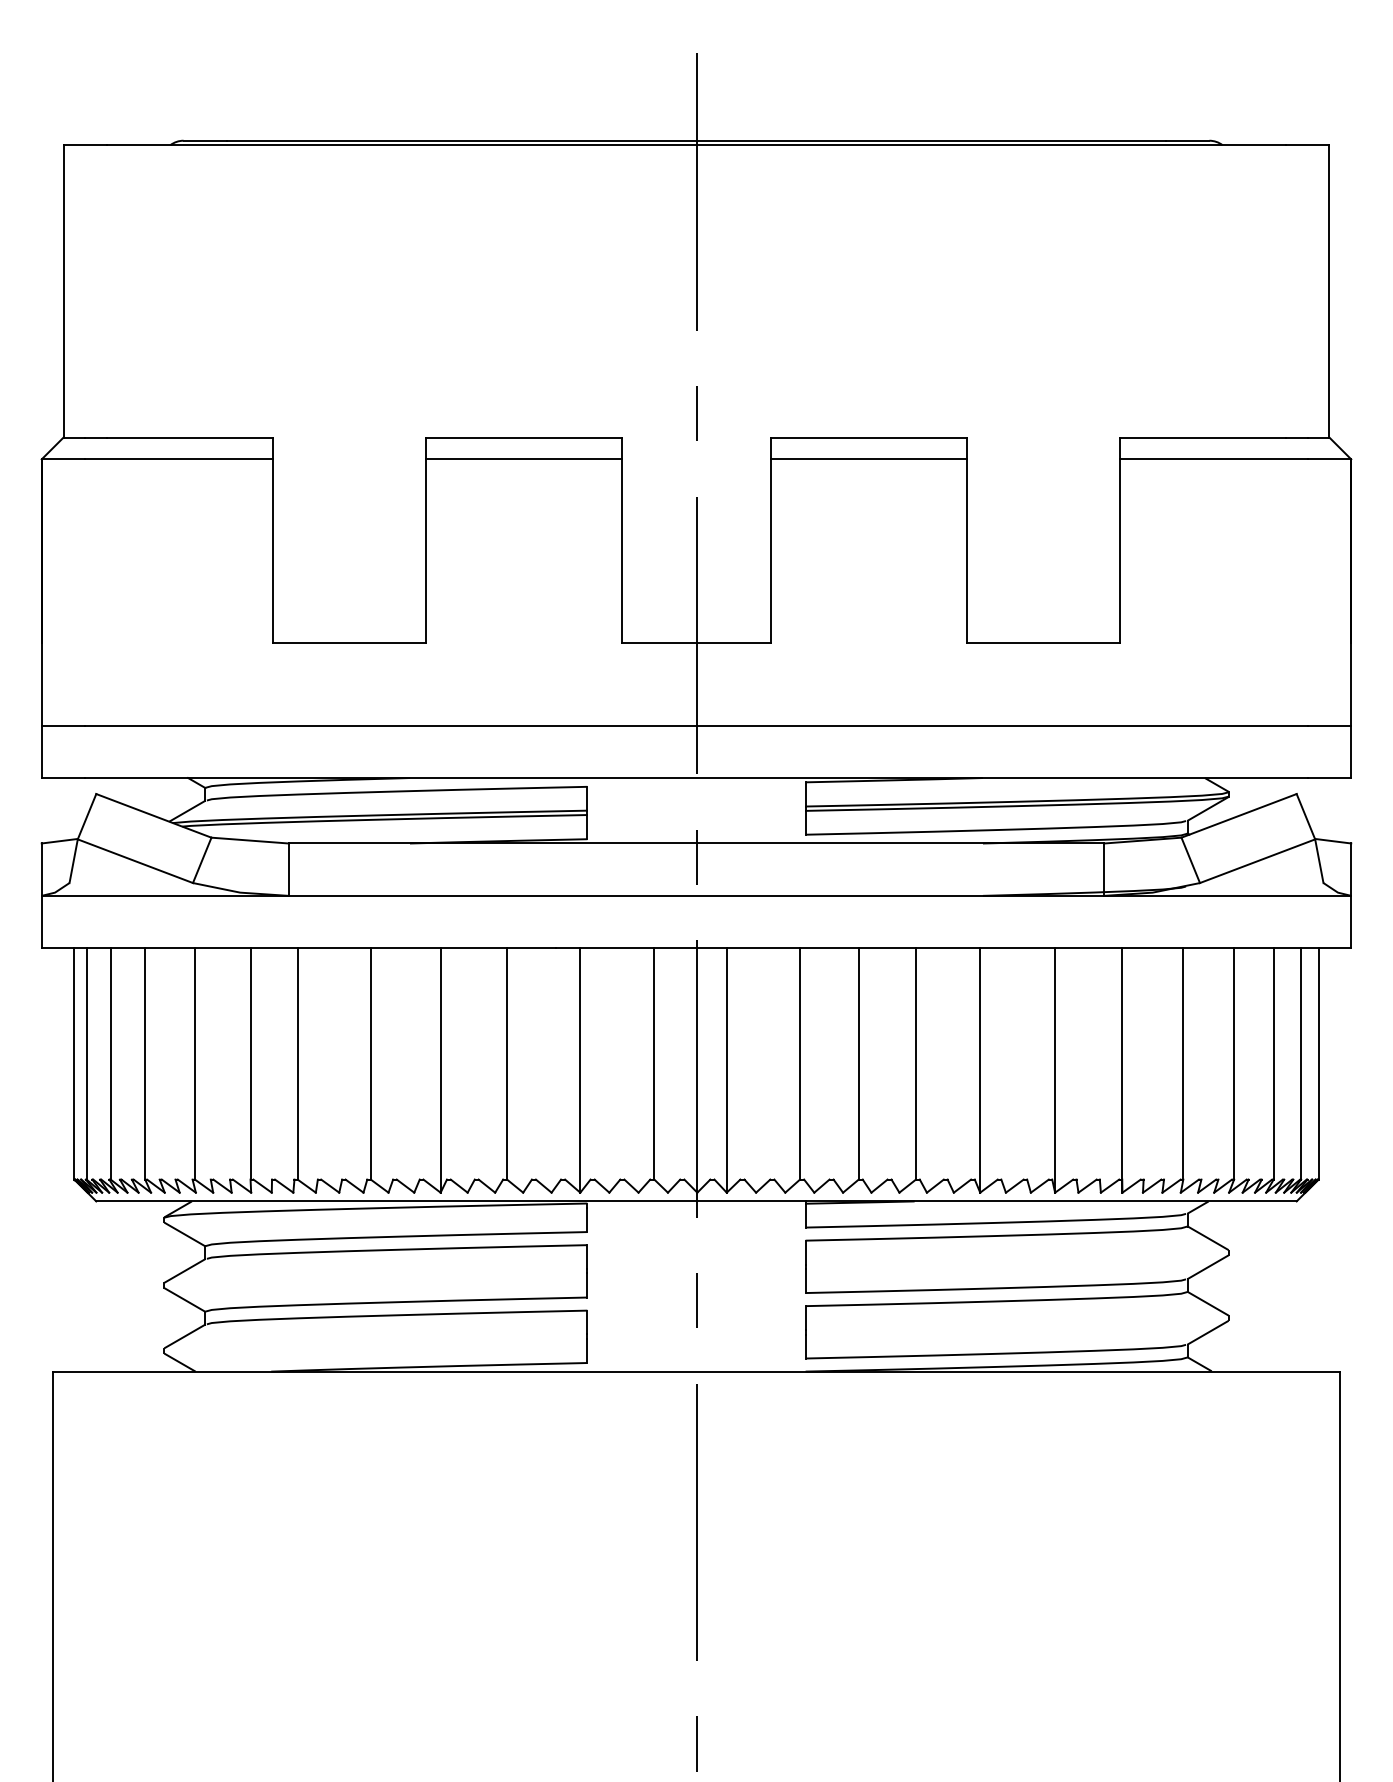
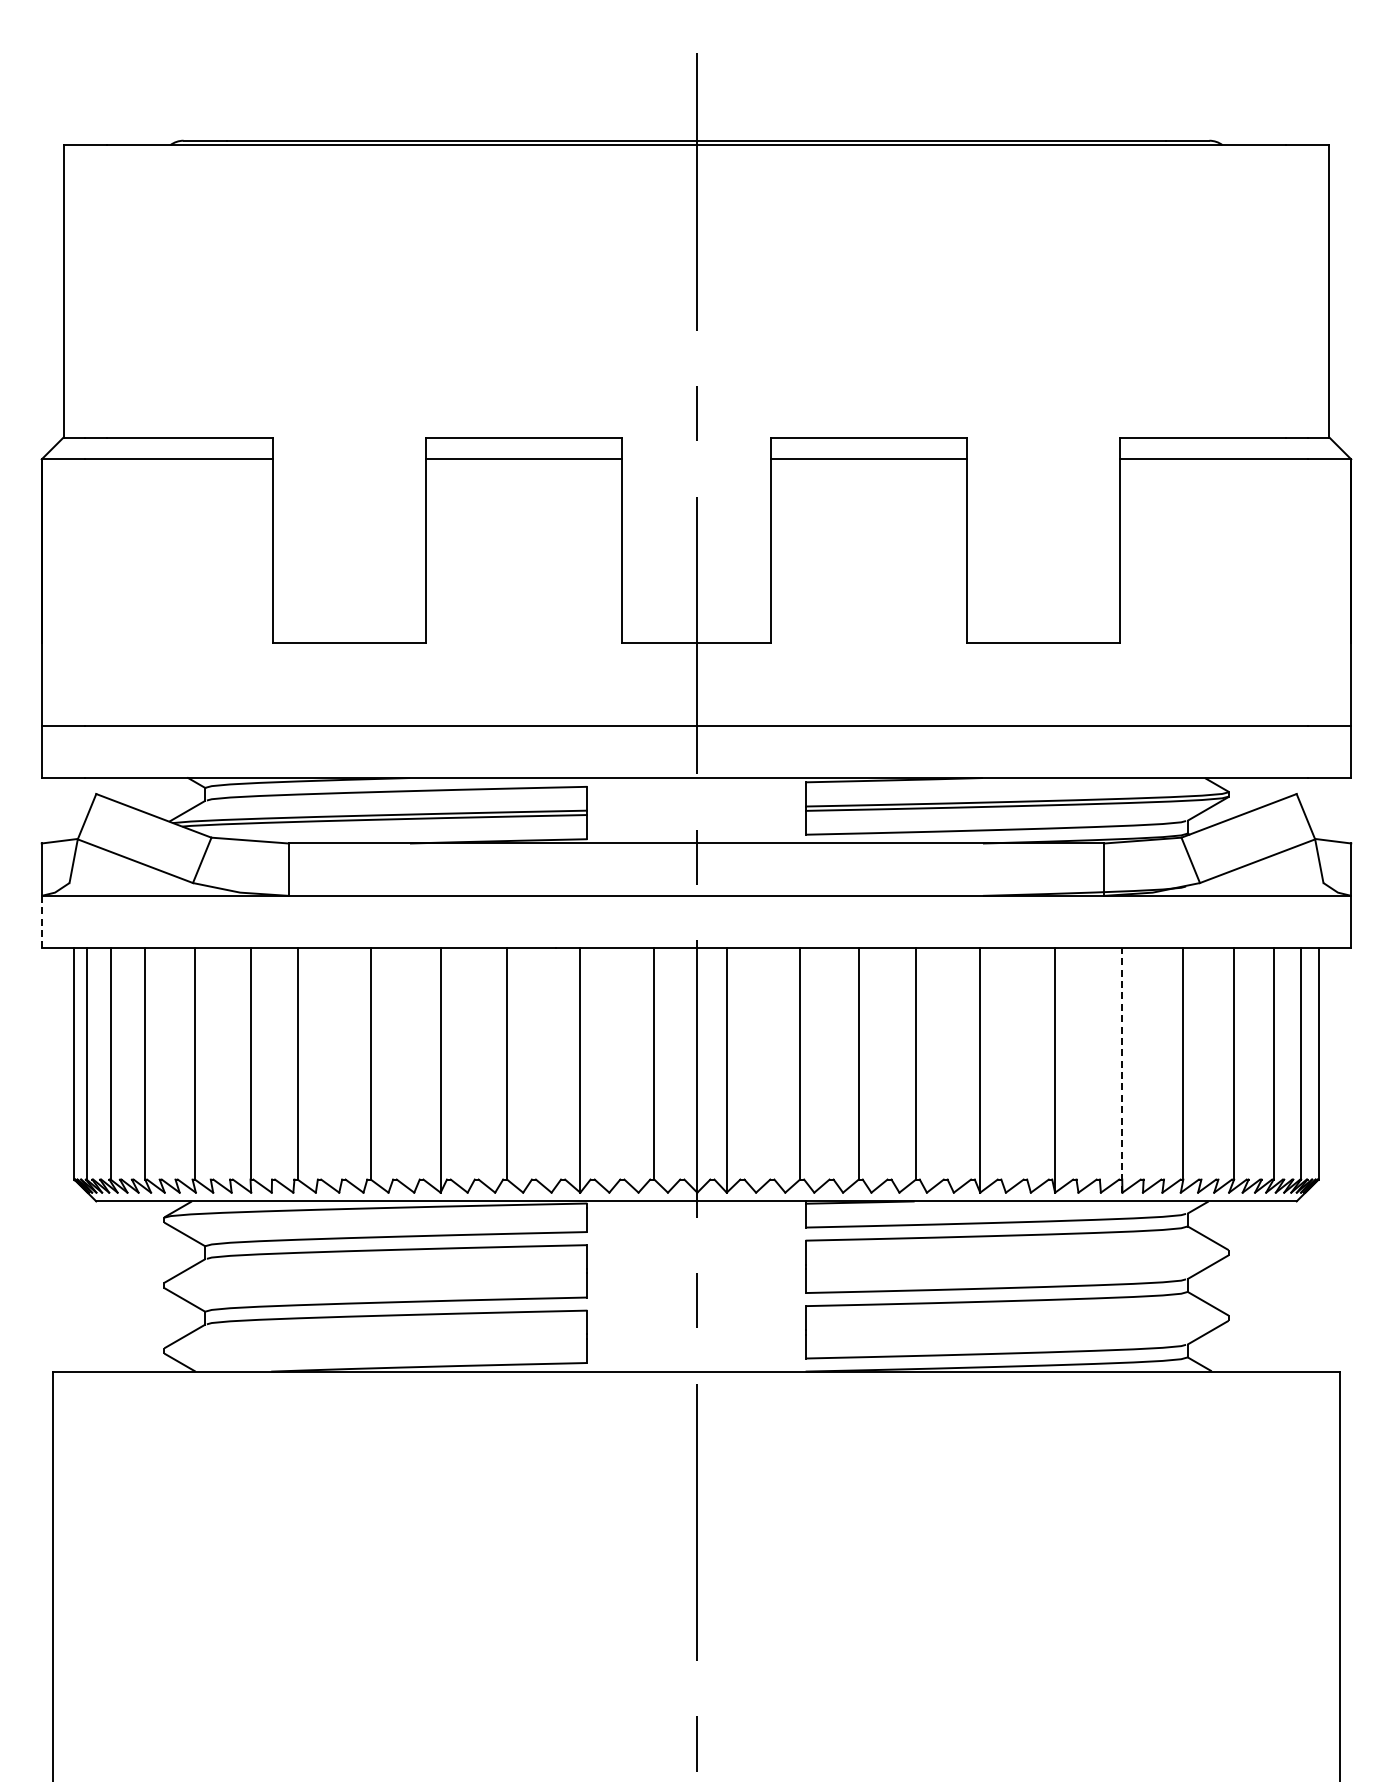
line: solid -> dashed (41, 922)
line: solid -> dashed (1122, 1069)
